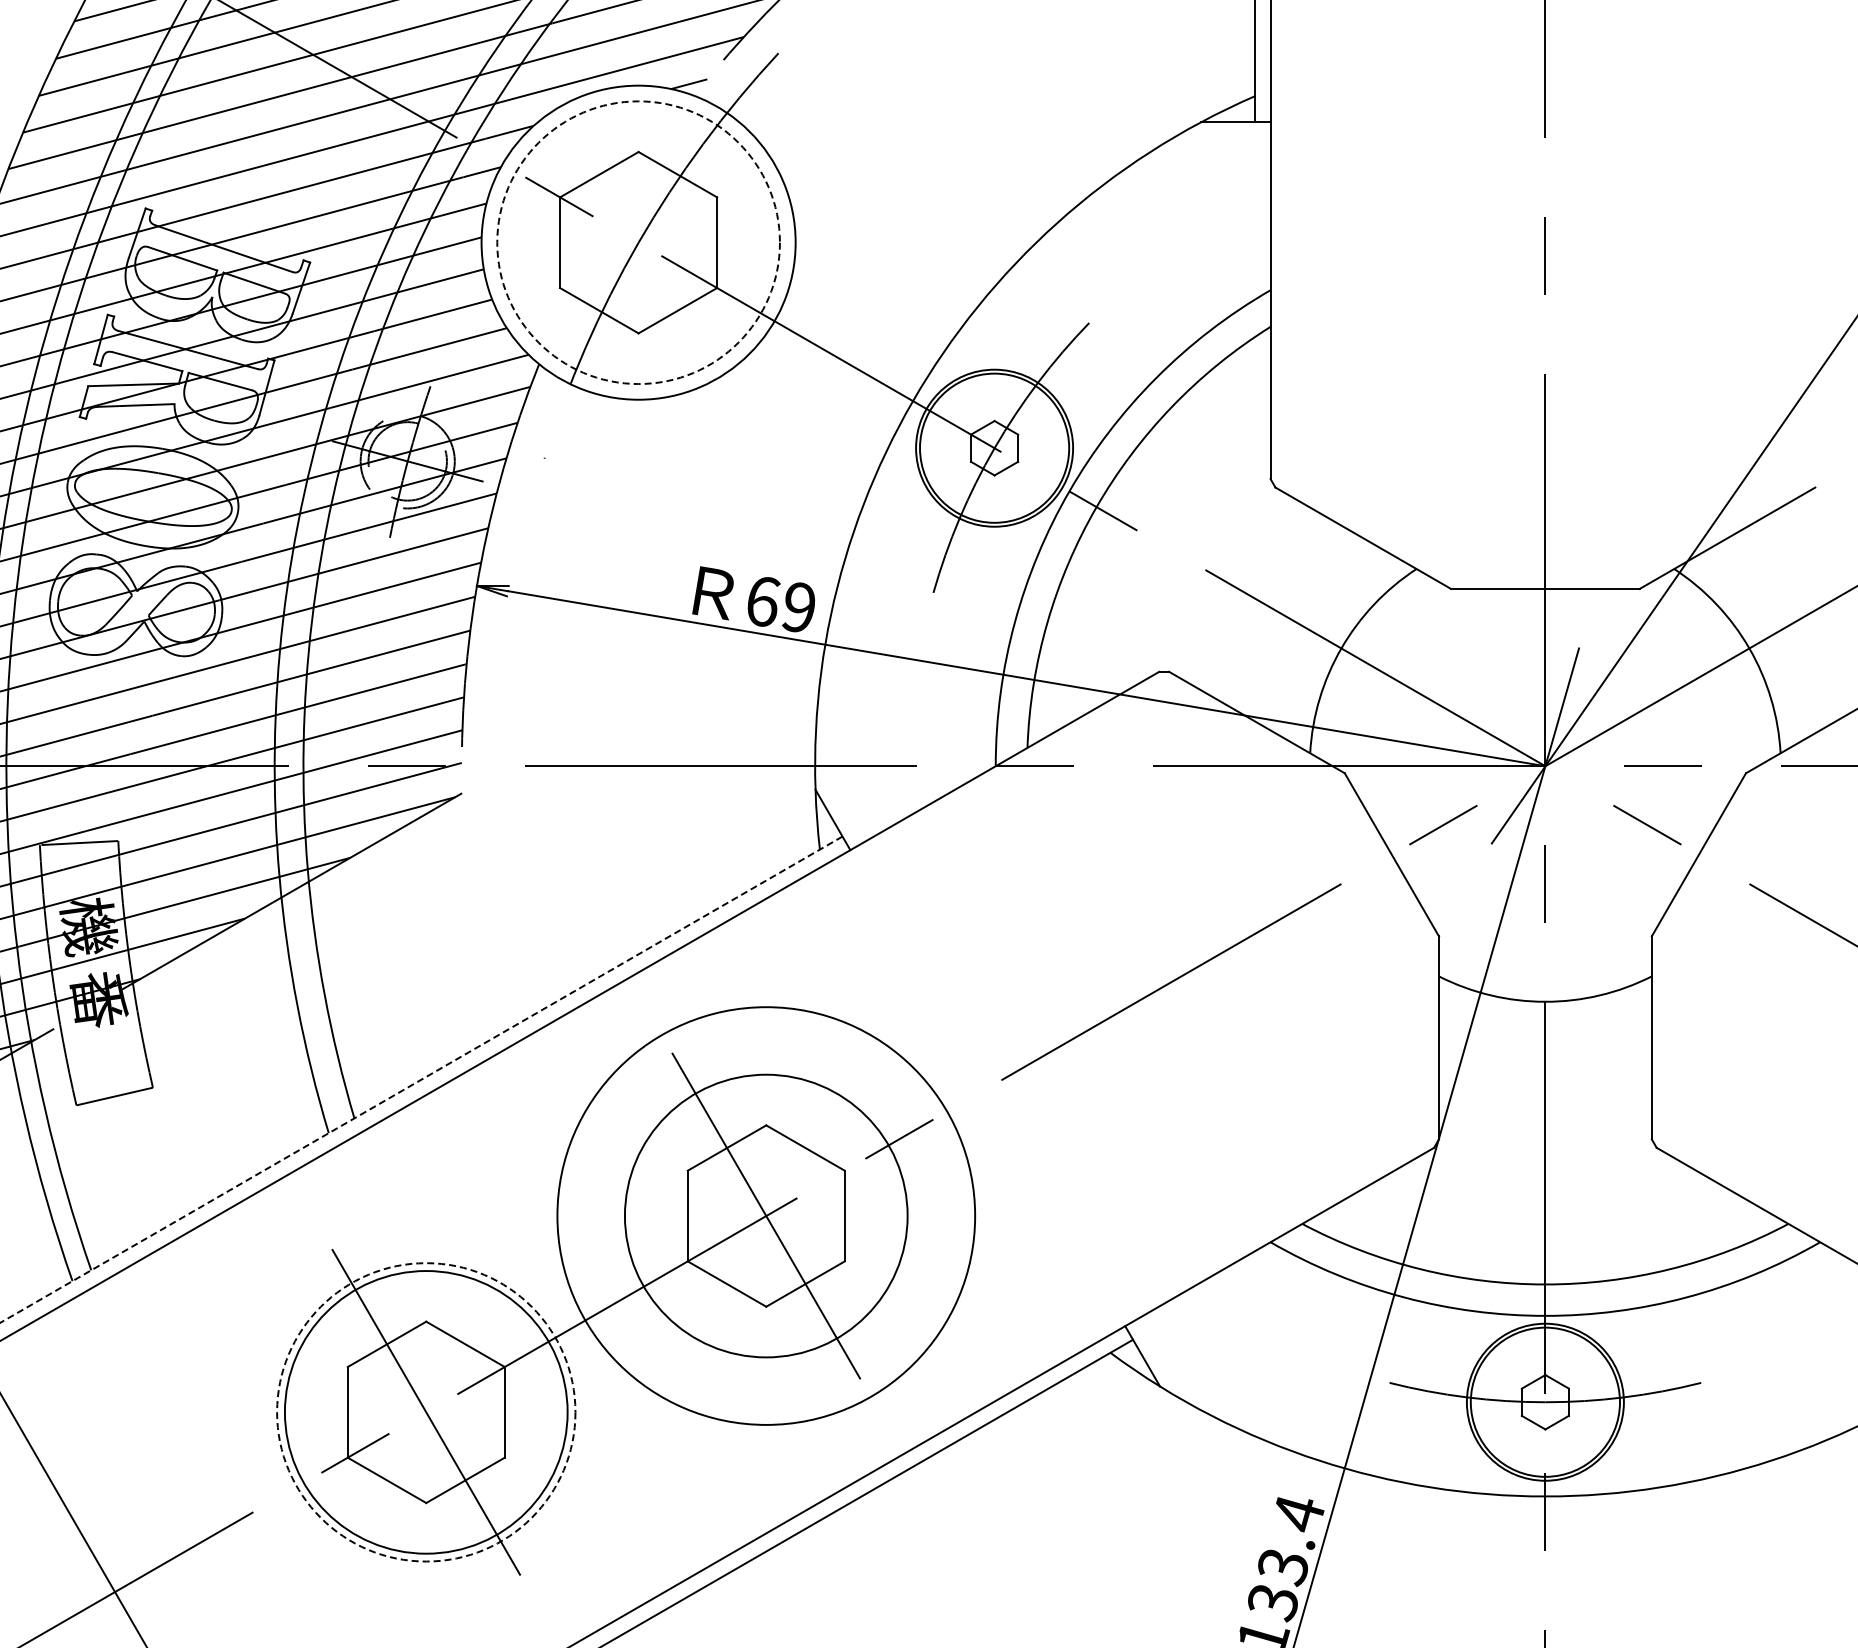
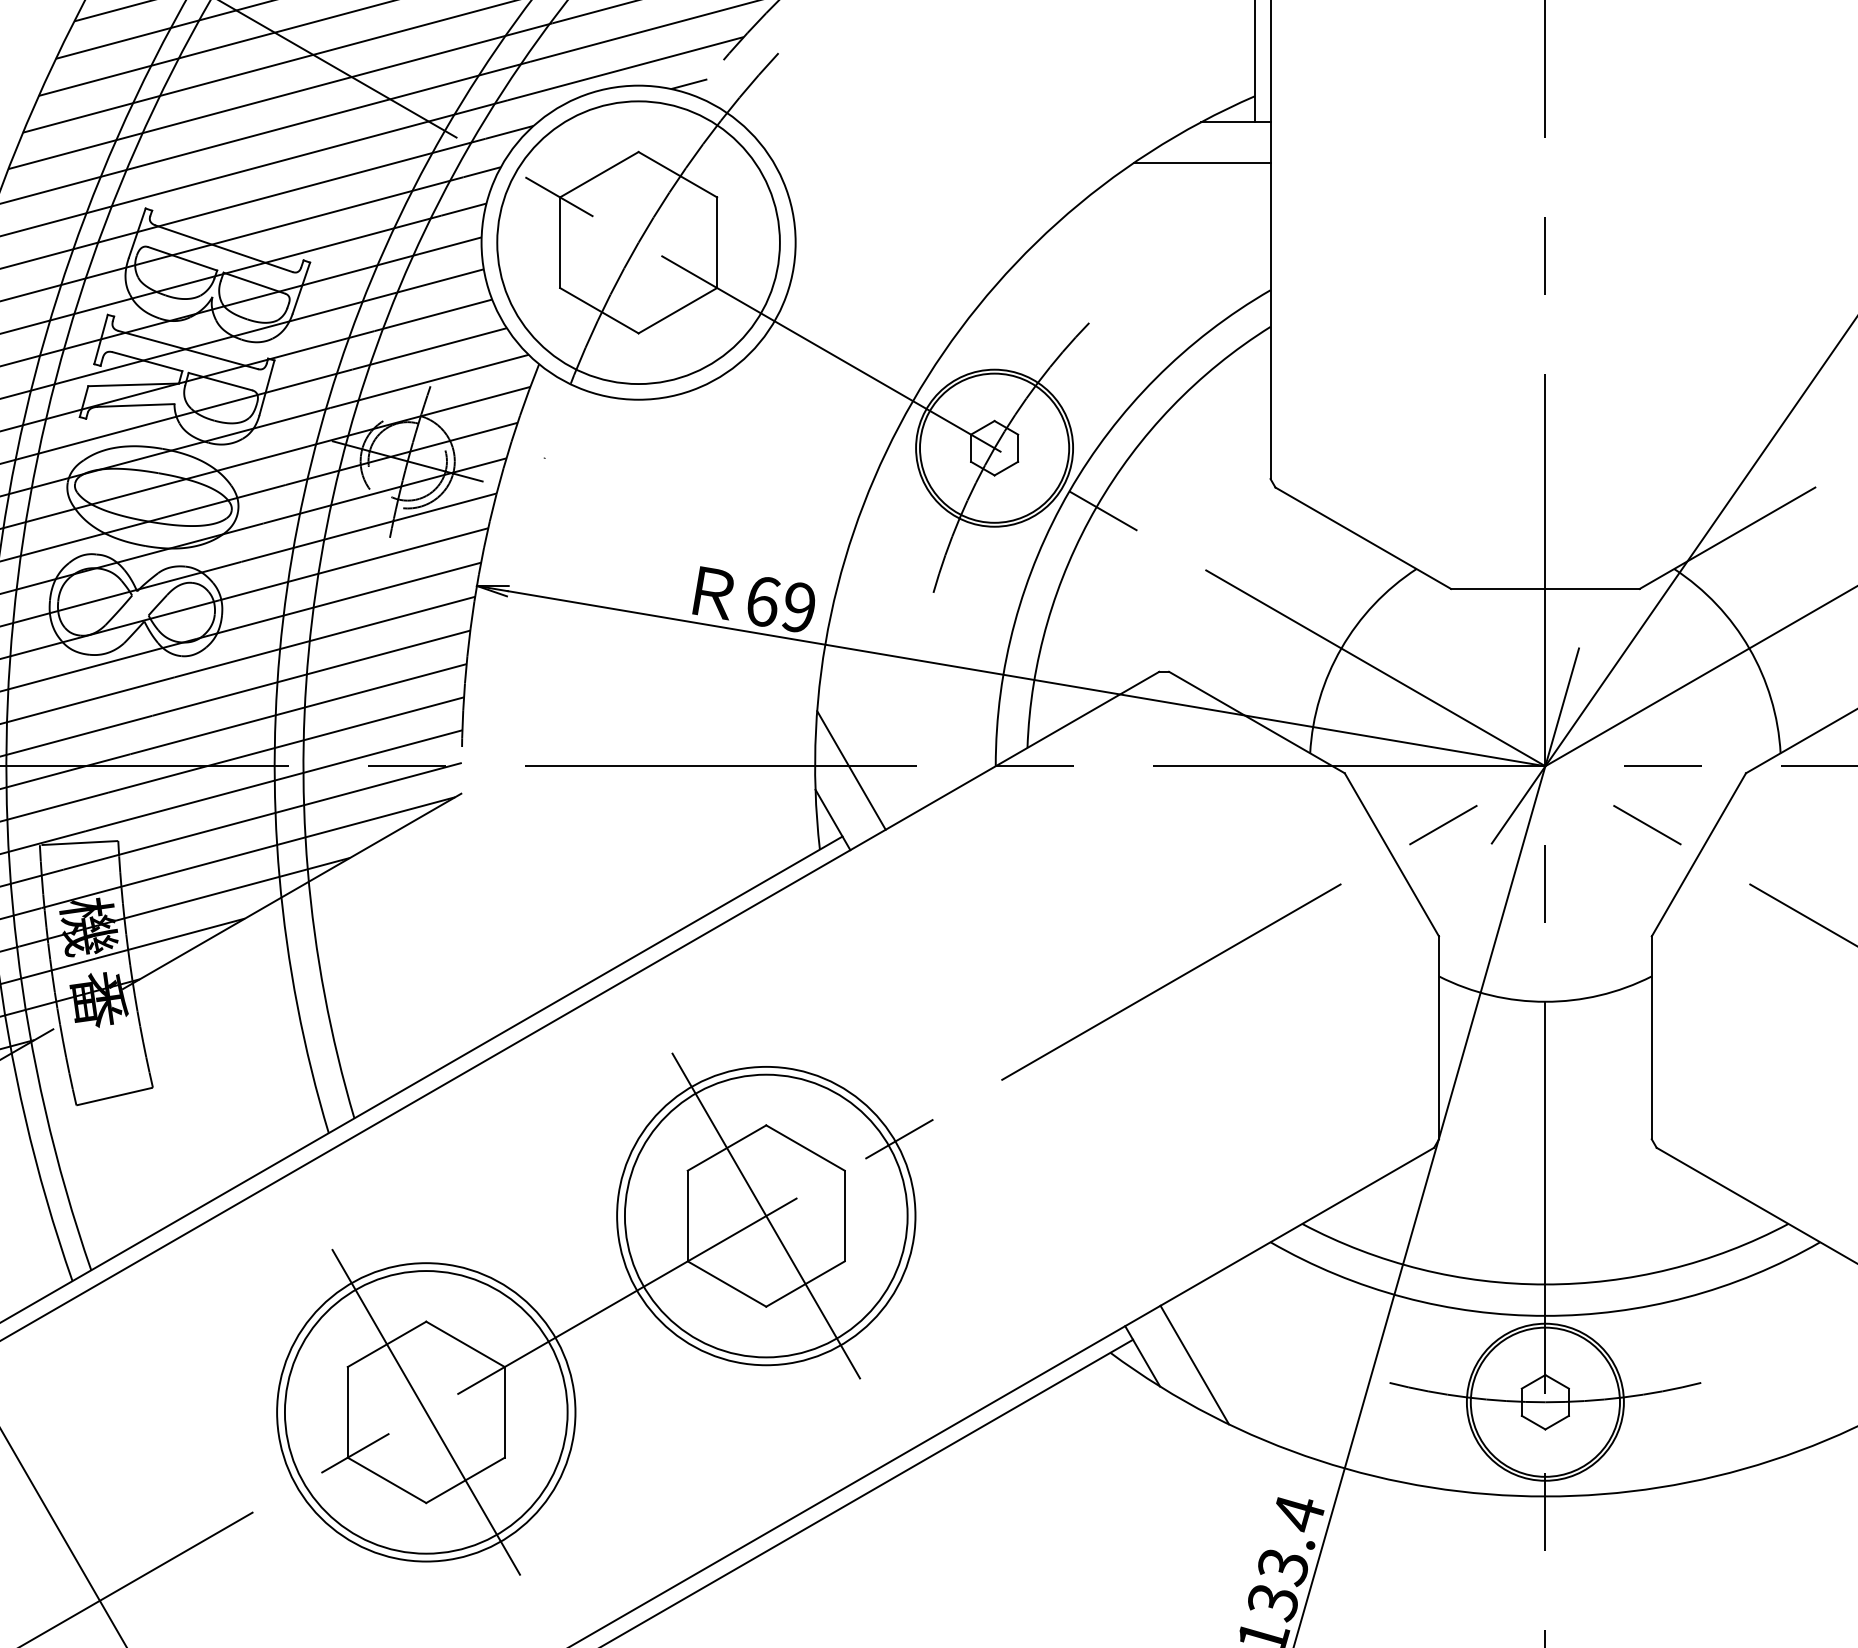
line: none -> present (1201, 163)
circle: dashed -> solid (638, 242)
line: none -> present (851, 770)
line: dashed -> solid (420, 1079)
circle diameter: 418 px -> 298 px (766, 1215)
line: none -> present (1194, 1364)
circle: dashed -> solid (426, 1412)
line position: (73, 1520) -> (63, 1537) (63, 1537)
